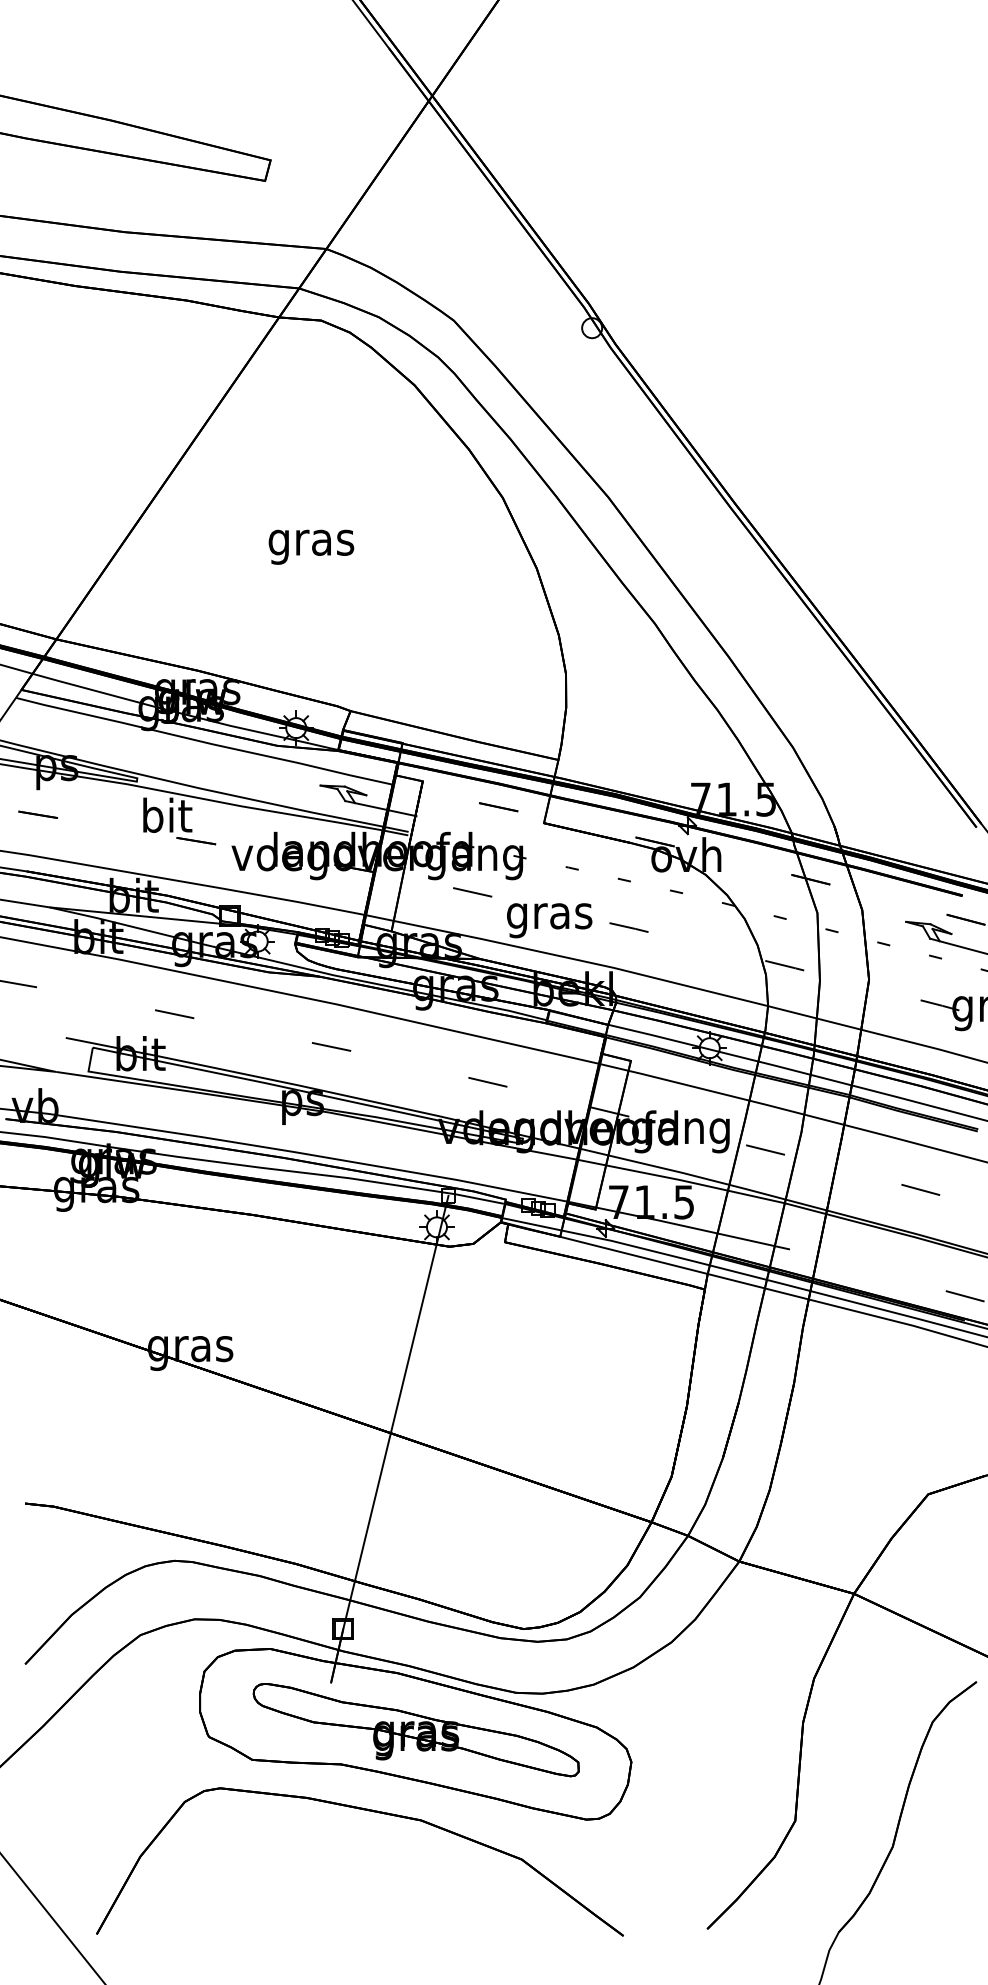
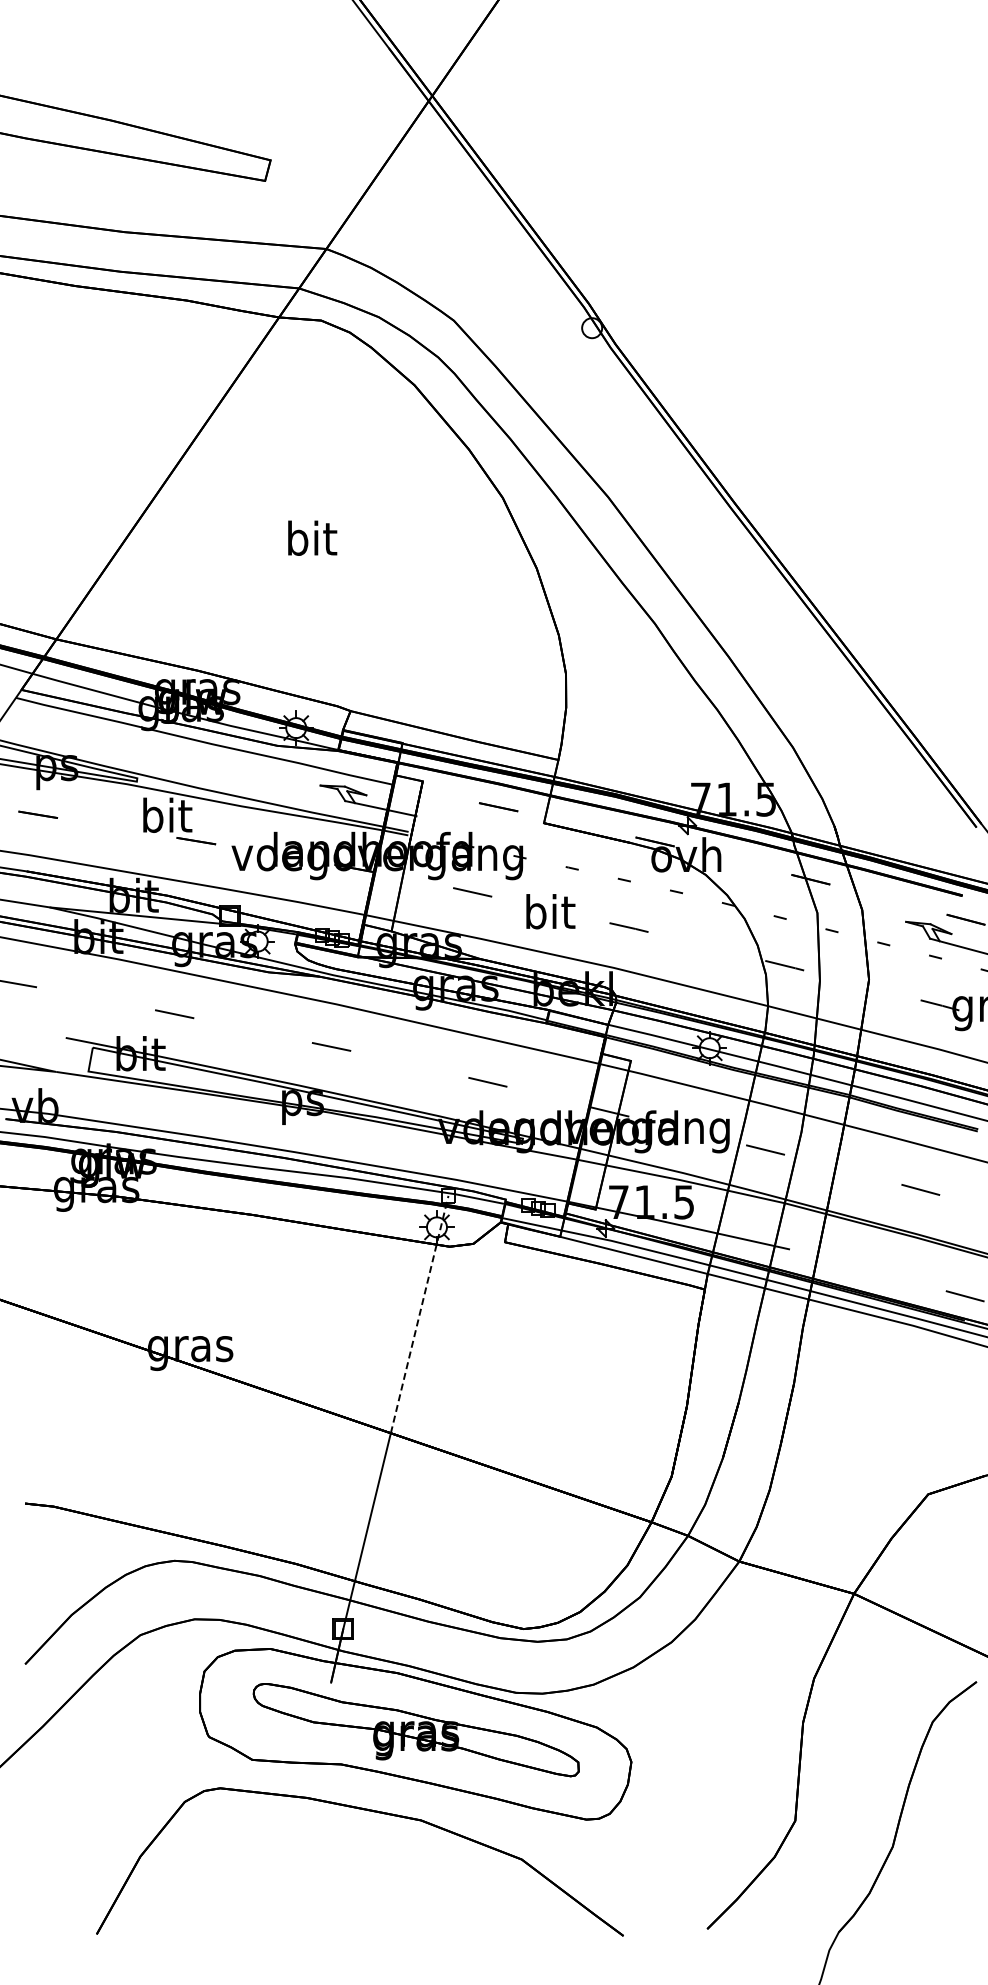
text: gras -> bit (311, 542)
text: gras -> bit (549, 916)
line: solid -> dashed (419, 1314)
line: present -> none (52, 1918)
